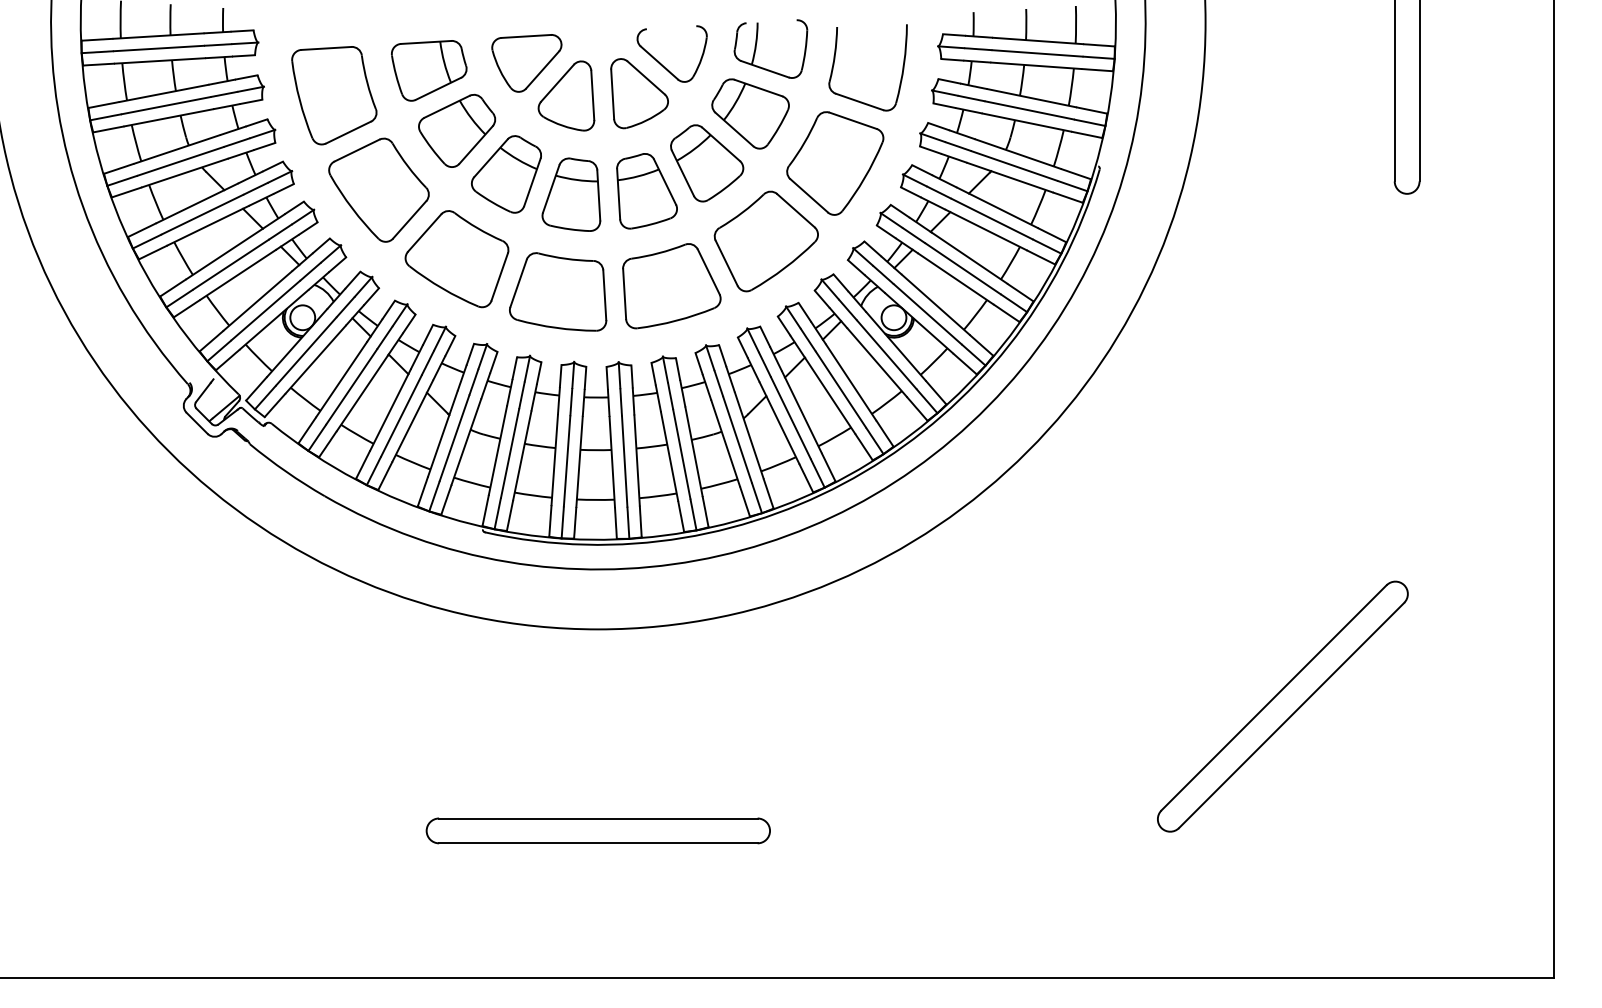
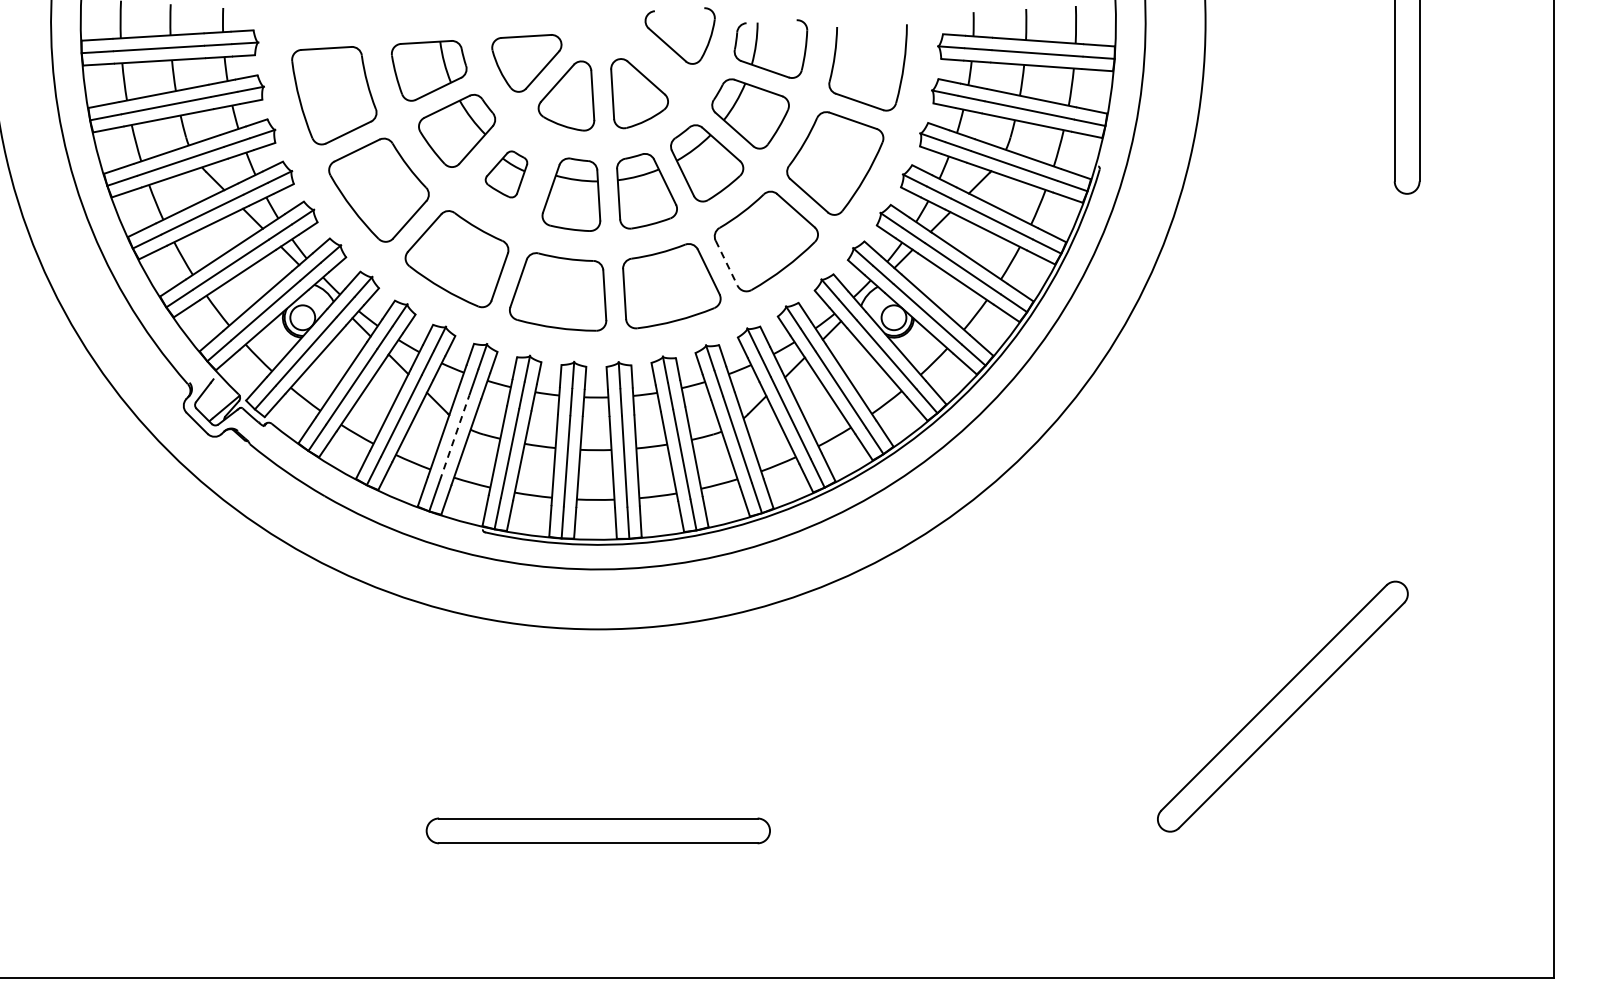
part position: (661, 63) -> (669, 45) (669, 45)
part size: 71x79 px -> 45x49 px (506, 174)
line: solid -> dashed (726, 263)
line: solid -> dashed (454, 437)
